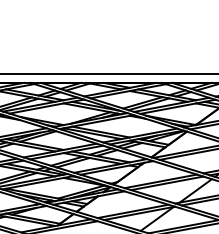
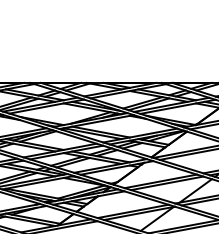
line: present -> none (108, 73)
